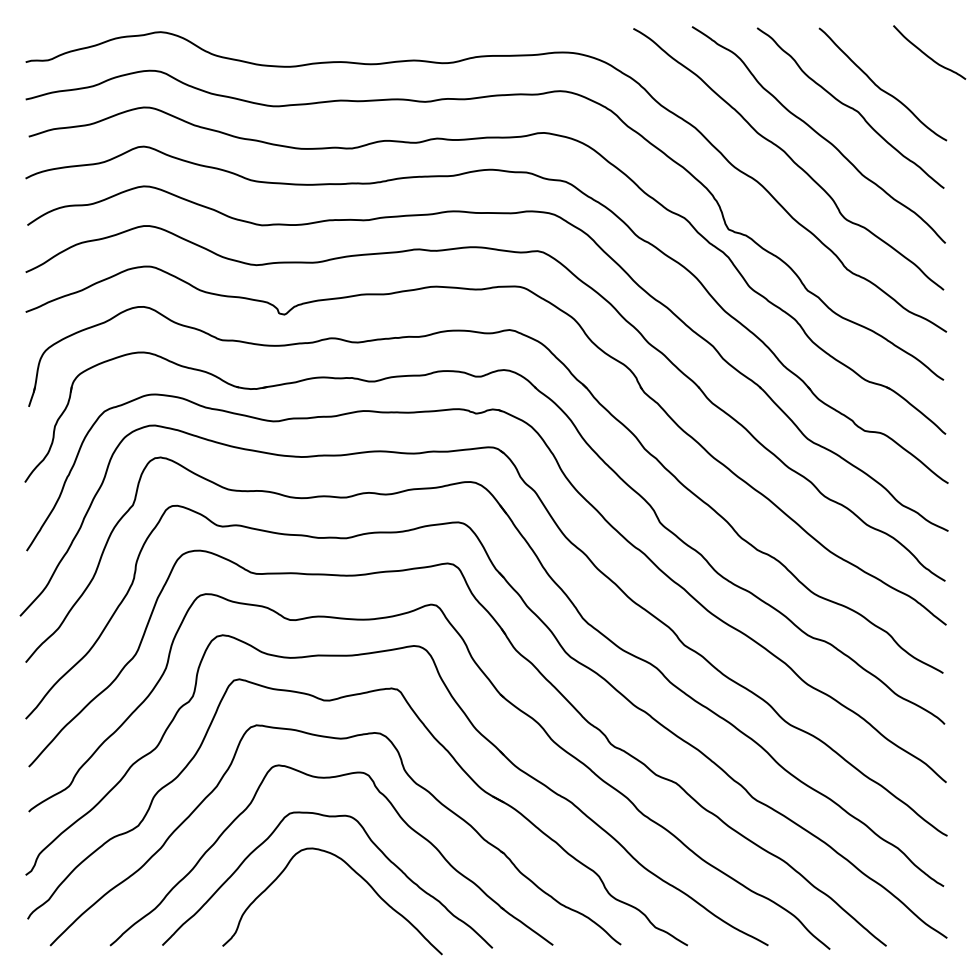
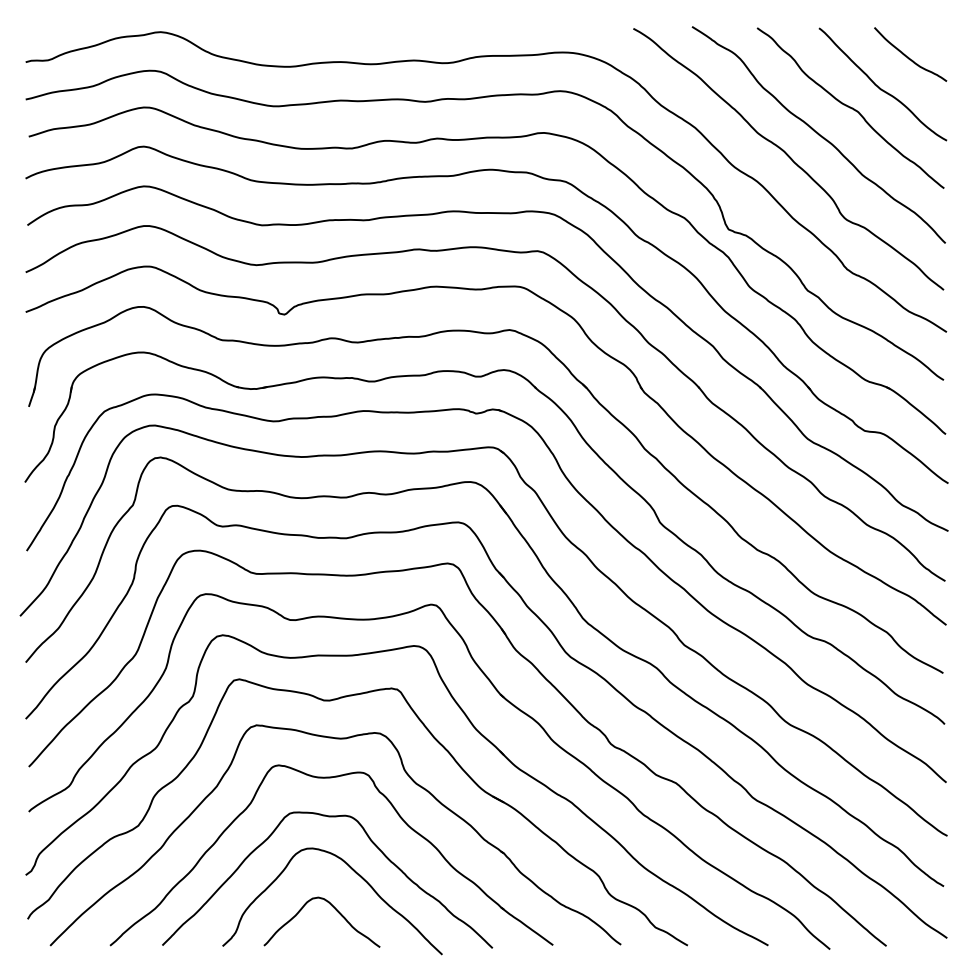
curve position: (927, 54) -> (908, 56) (908, 56)
curve: none -> present (335, 910)
